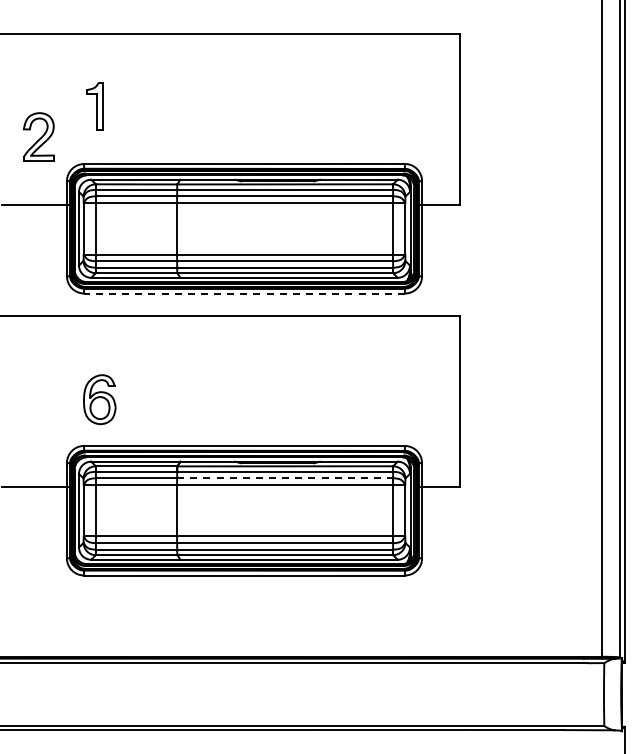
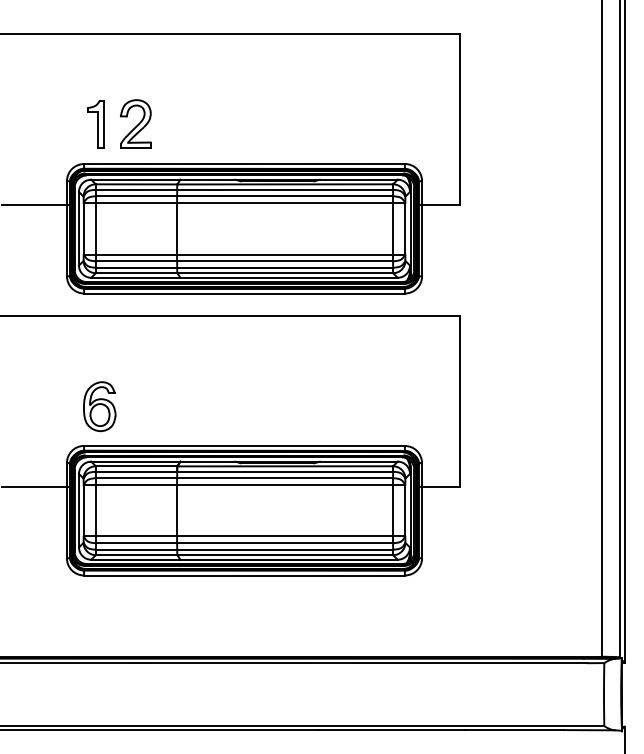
part position: (94, 106) -> (95, 124) (95, 124)
part position: (38, 136) -> (135, 123) (135, 123)
line: dashed -> solid (244, 293)
part position: (99, 399) -> (99, 406) (99, 406)
line: dashed -> solid (285, 478)
